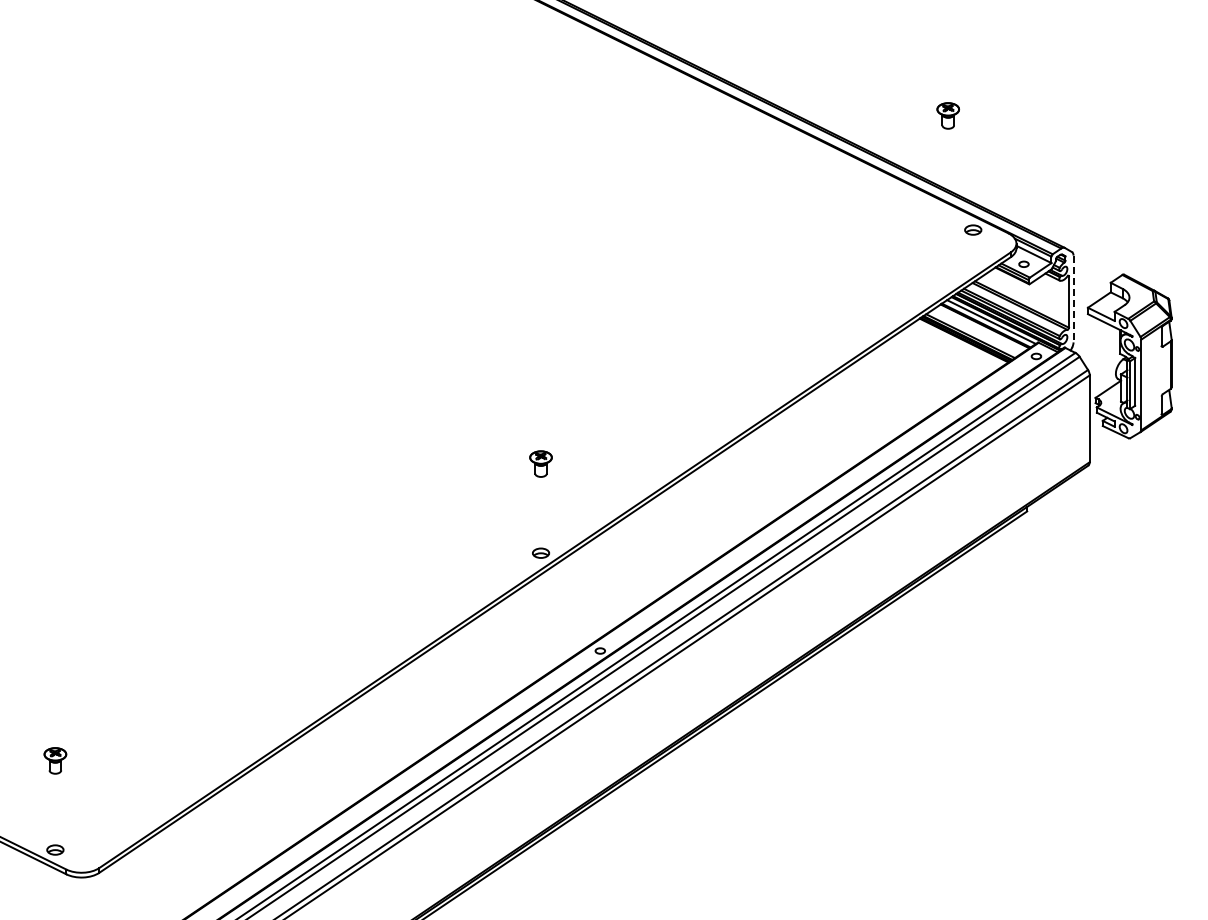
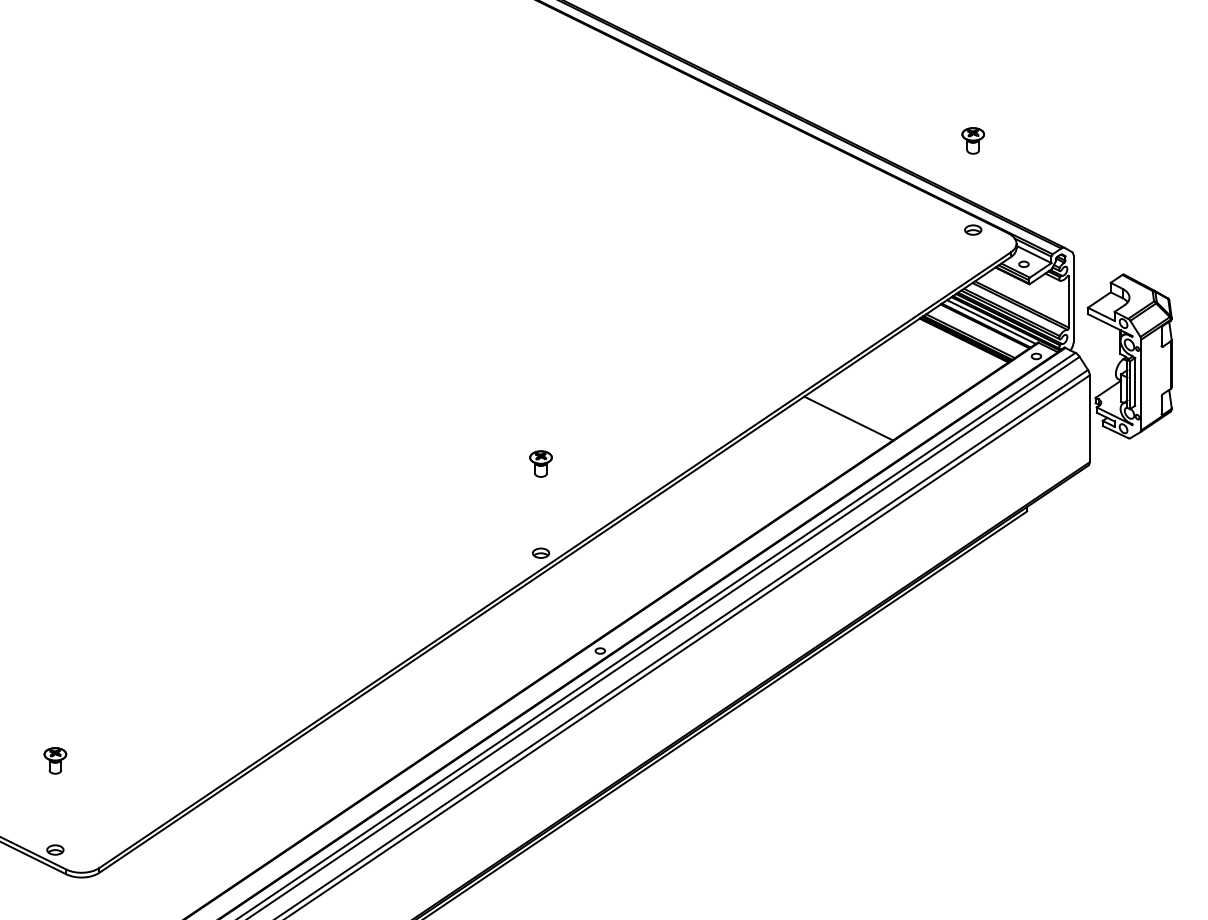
part position: (947, 115) -> (972, 140) (972, 140)
line: dashed -> solid (1073, 299)
line: none -> present (848, 418)
